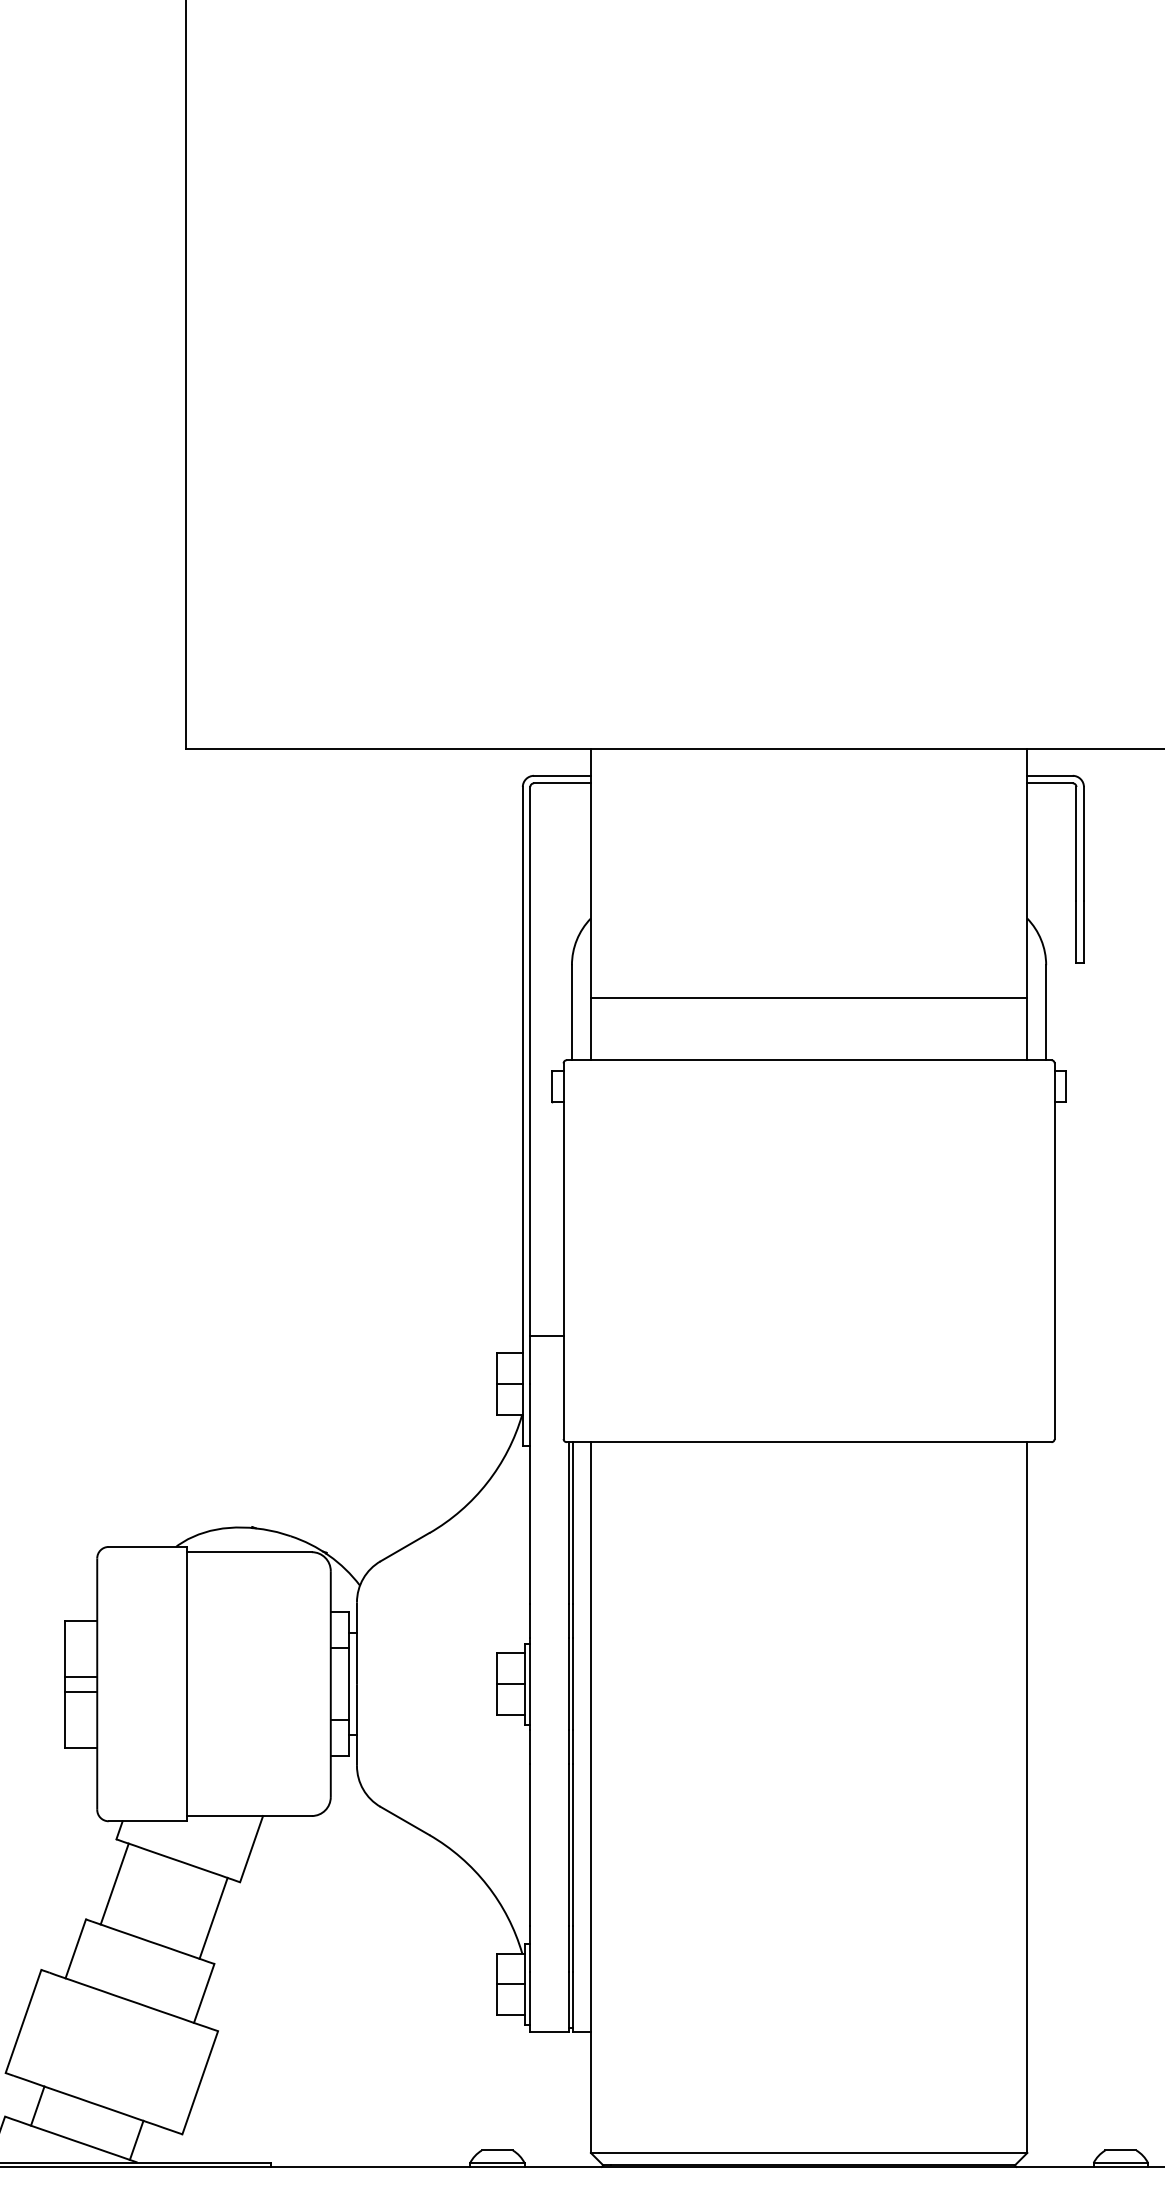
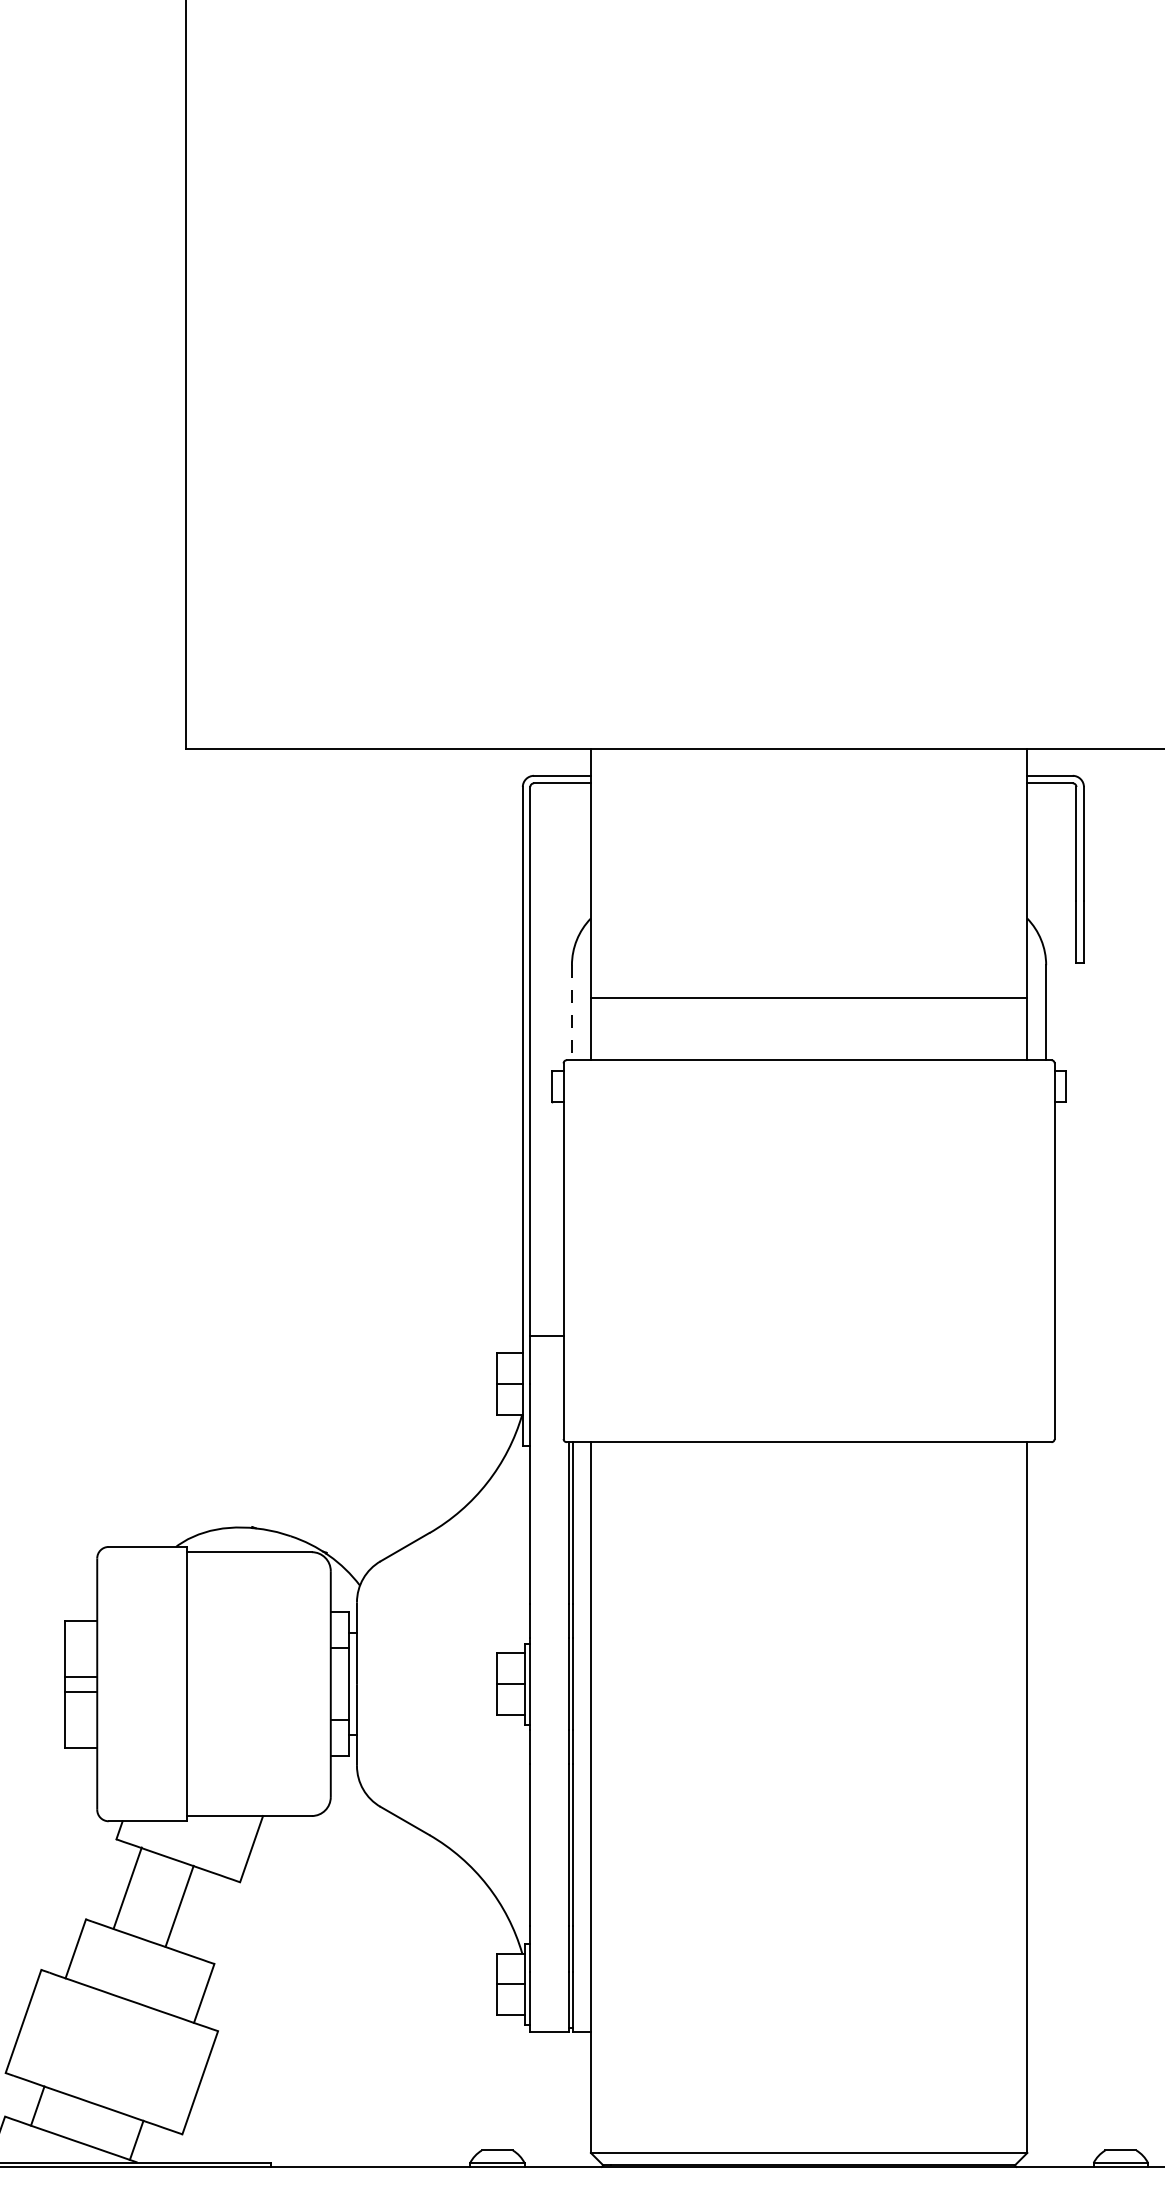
line: solid -> dashed (571, 1012)
line position: (114, 1883) -> (127, 1887) (127, 1887)
line position: (213, 1917) -> (179, 1905) (179, 1905)
